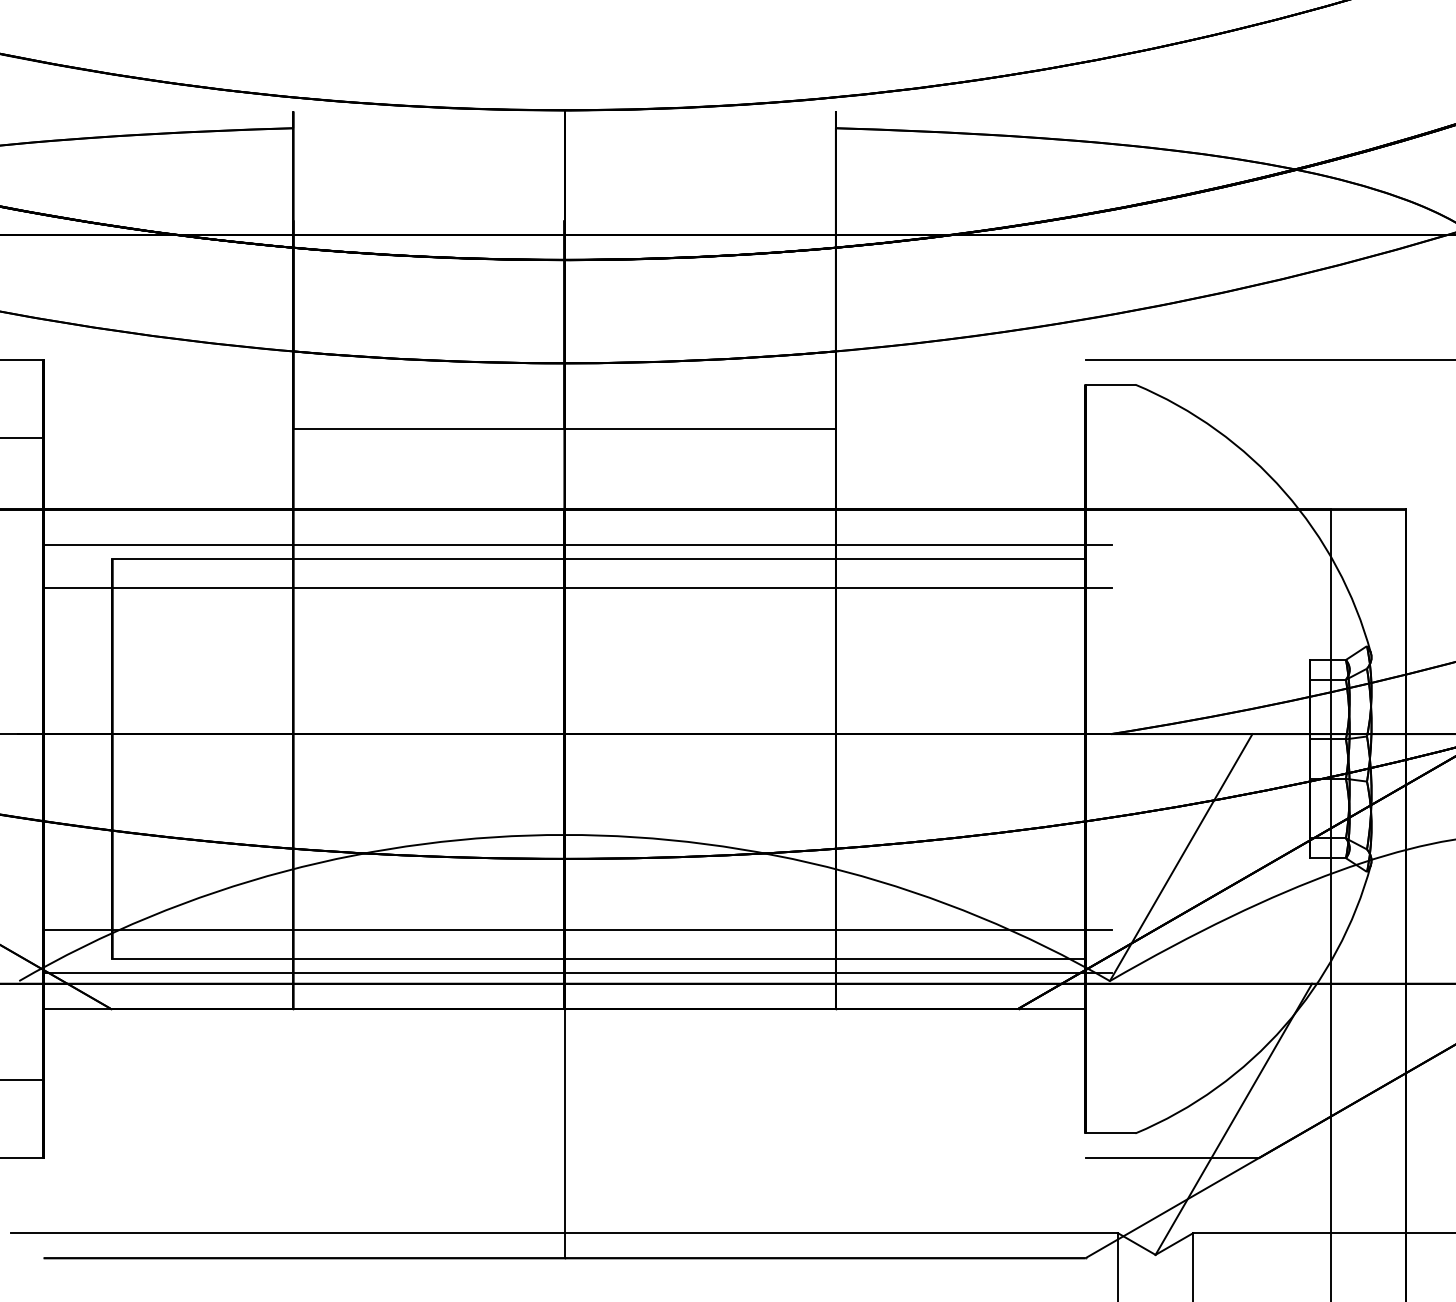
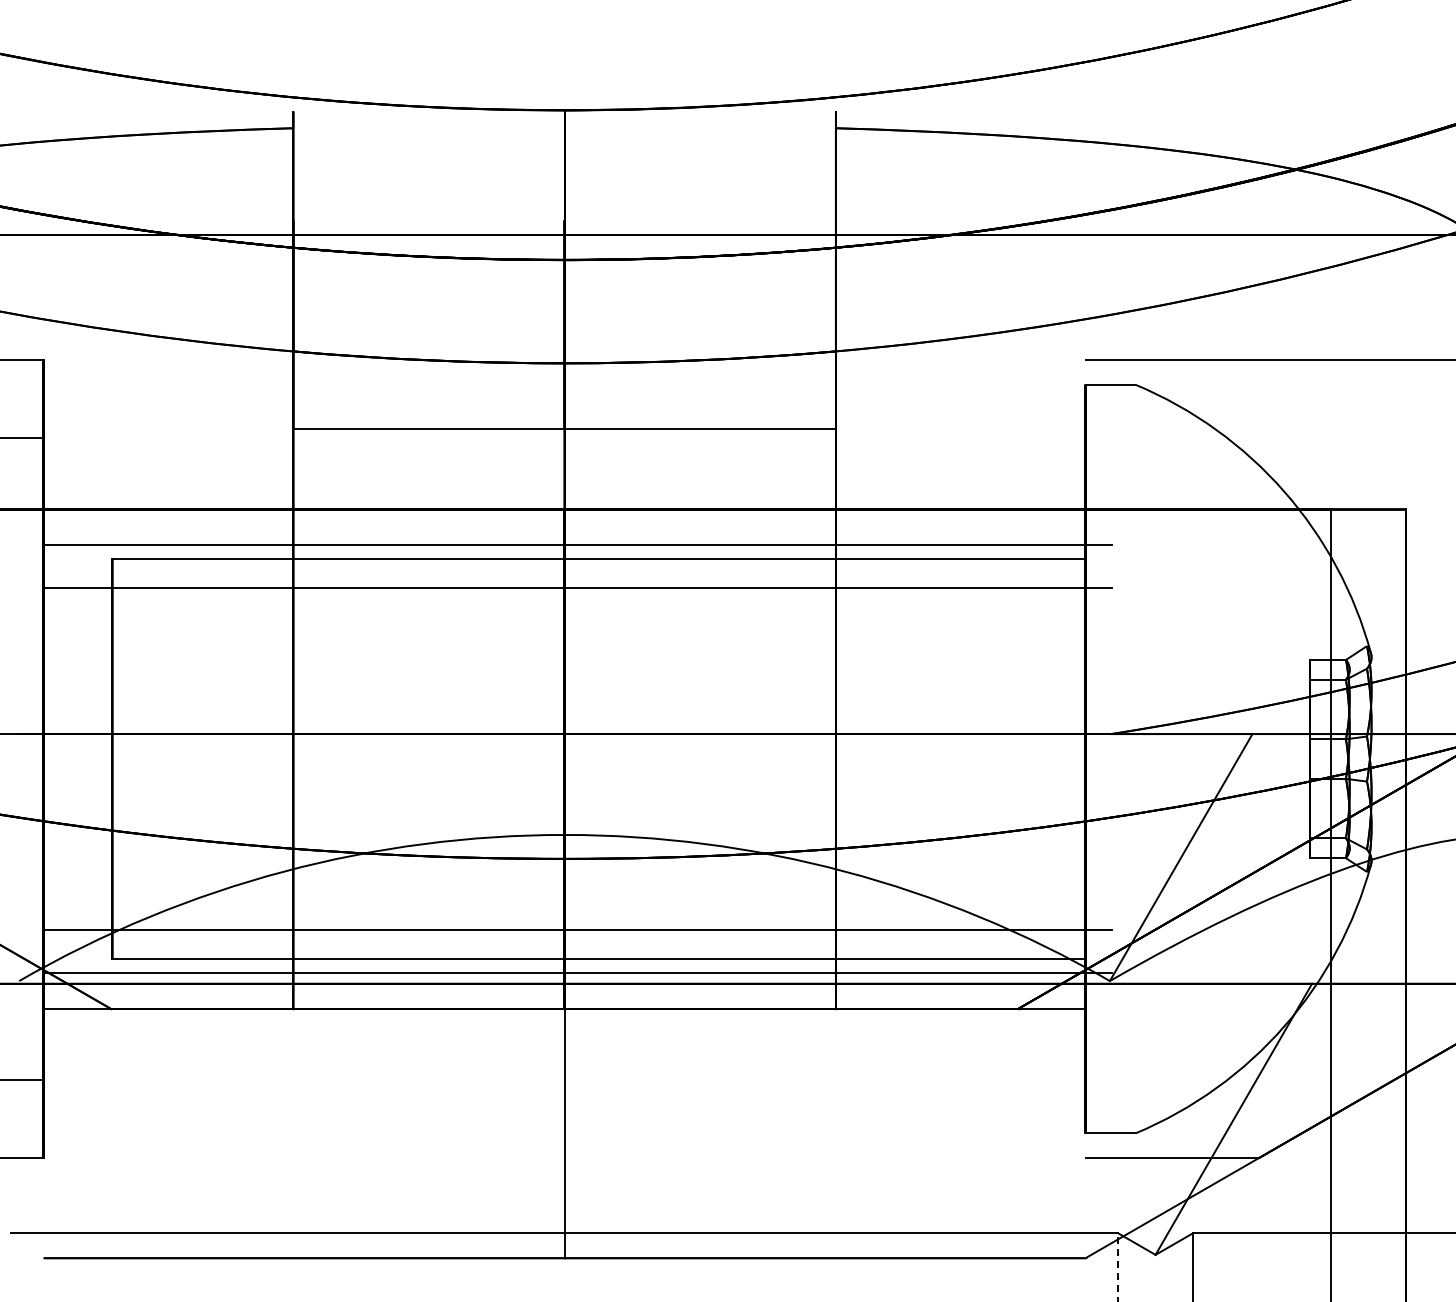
line: solid -> dashed (1118, 1267)
